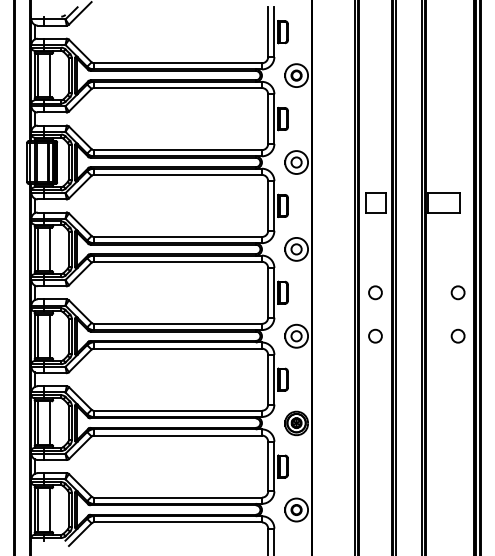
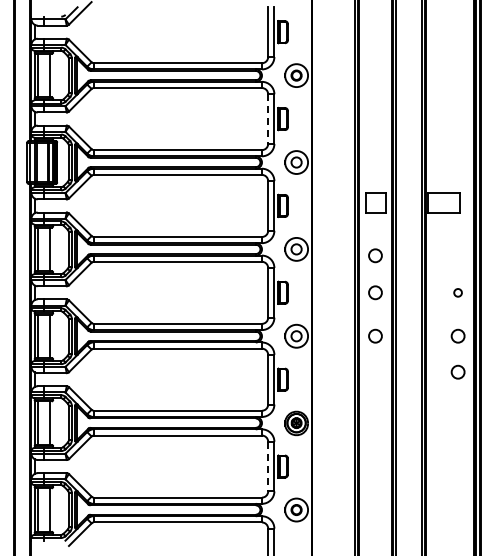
line: solid -> dashed (268, 119)
circle: none -> present (375, 255)
circle size: 16x16 px -> 10x10 px (457, 292)
circle: none -> present (457, 371)
line: solid -> dashed (268, 466)
